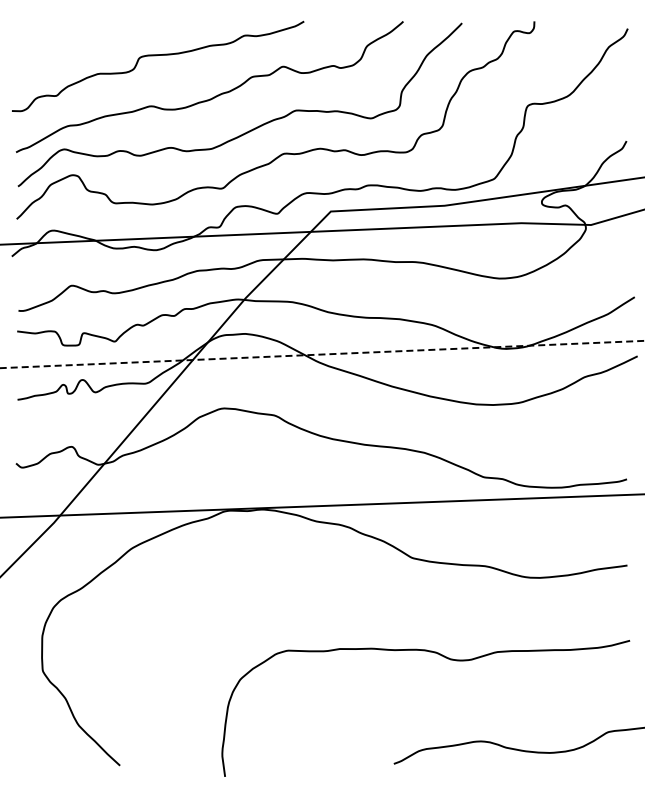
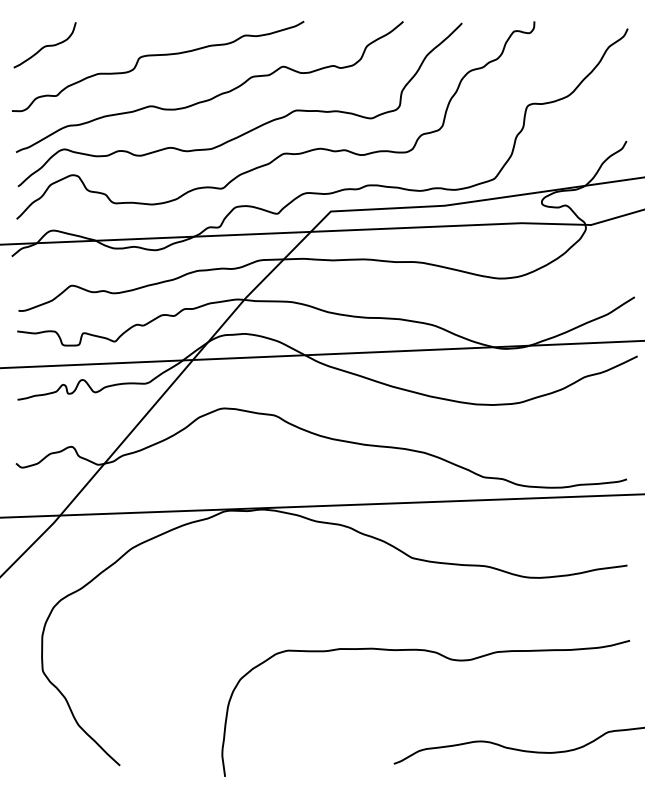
curve: none -> present (44, 45)
line: dashed -> solid (322, 354)
